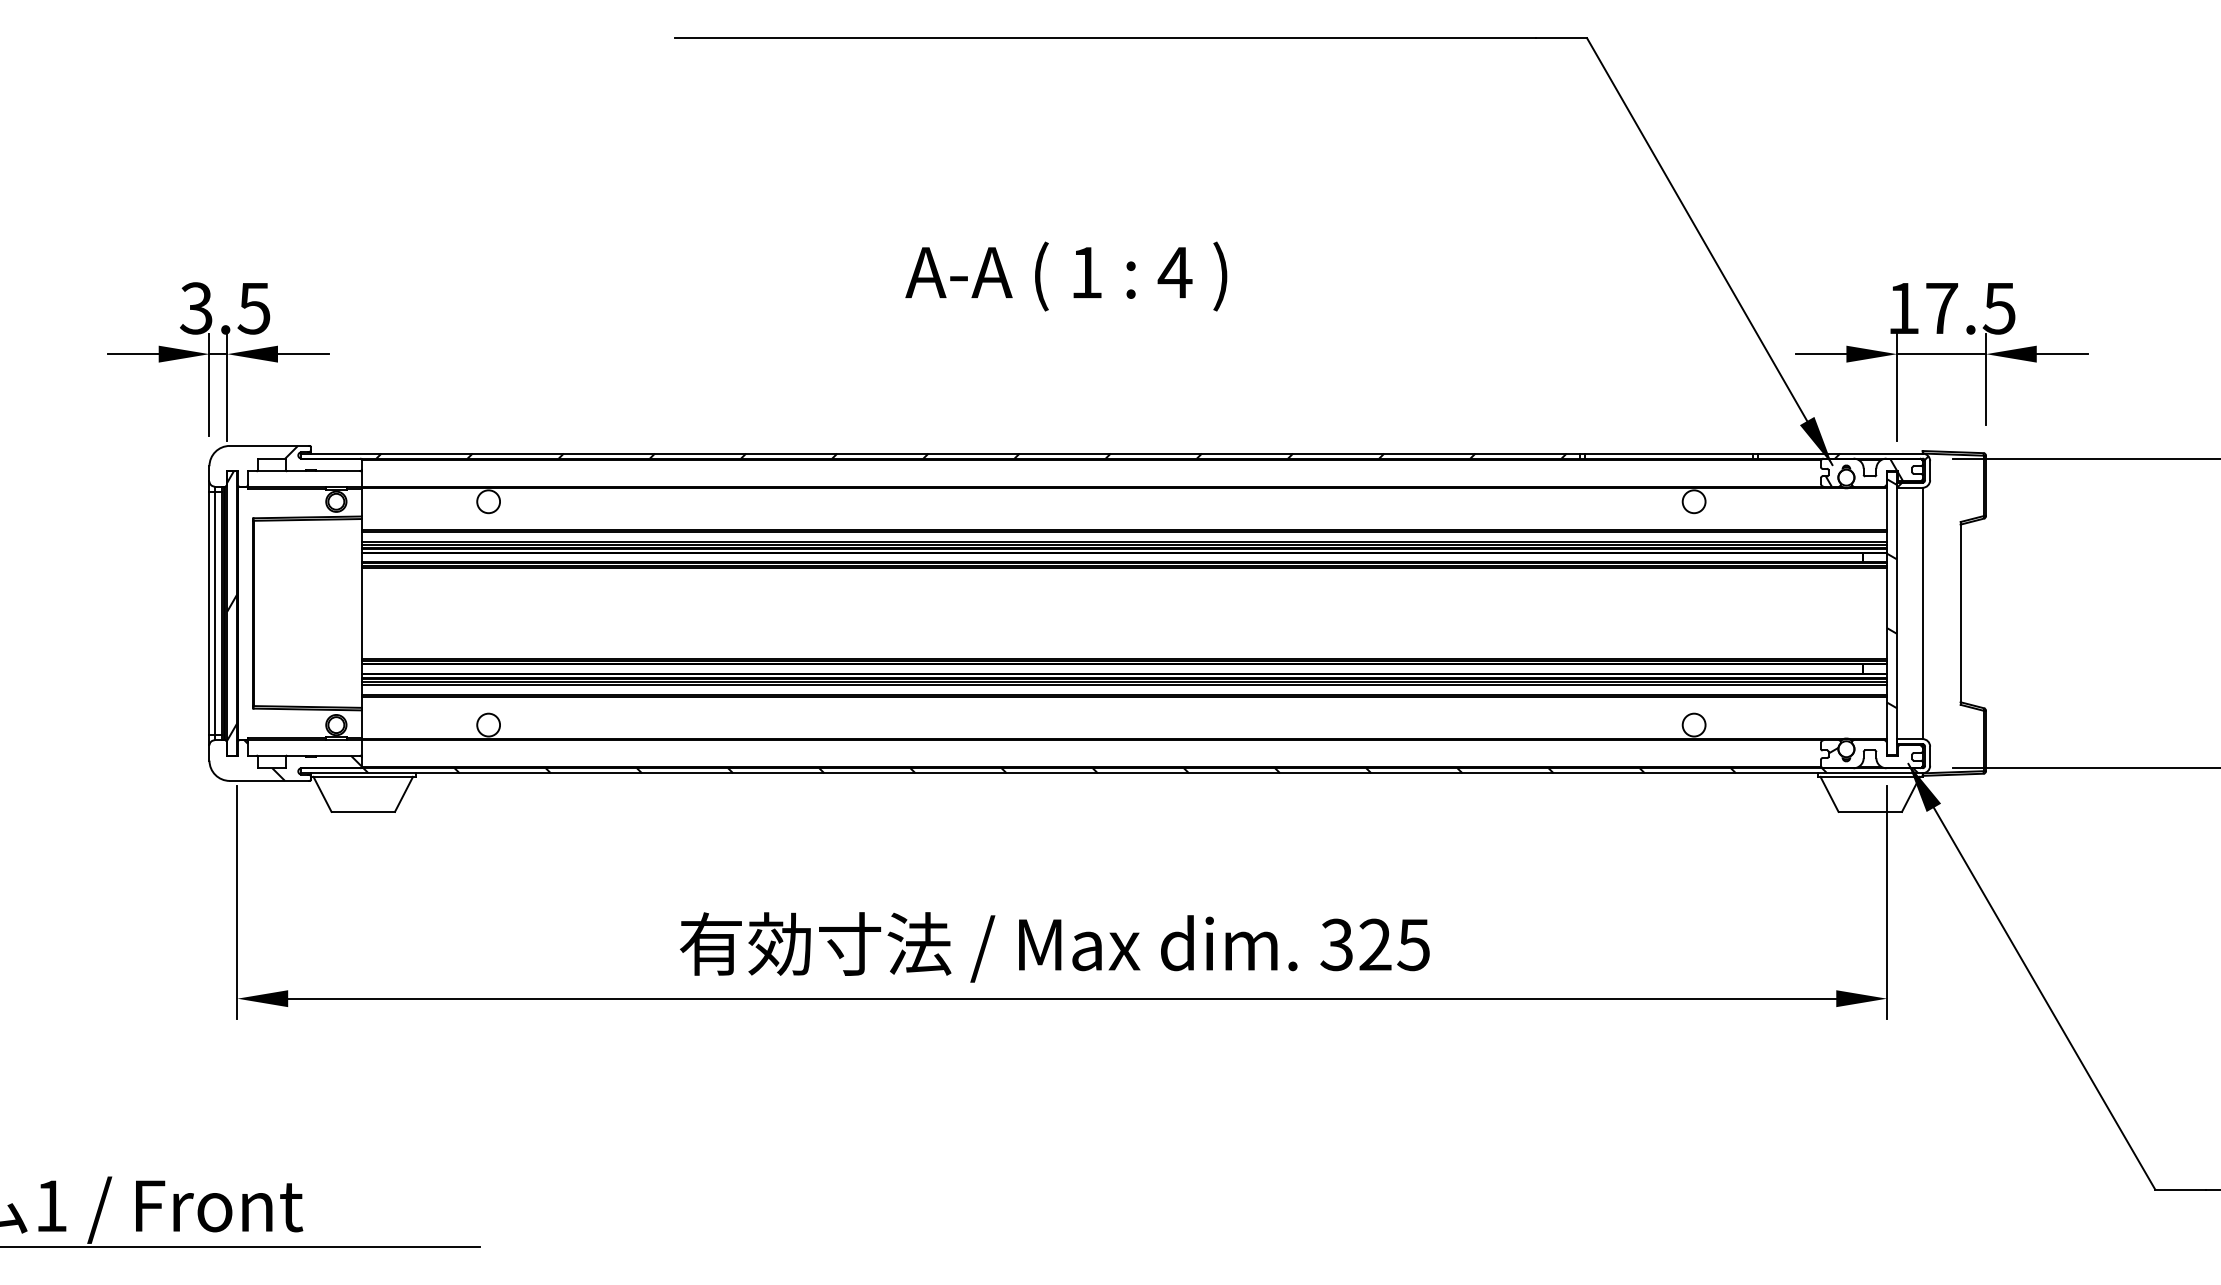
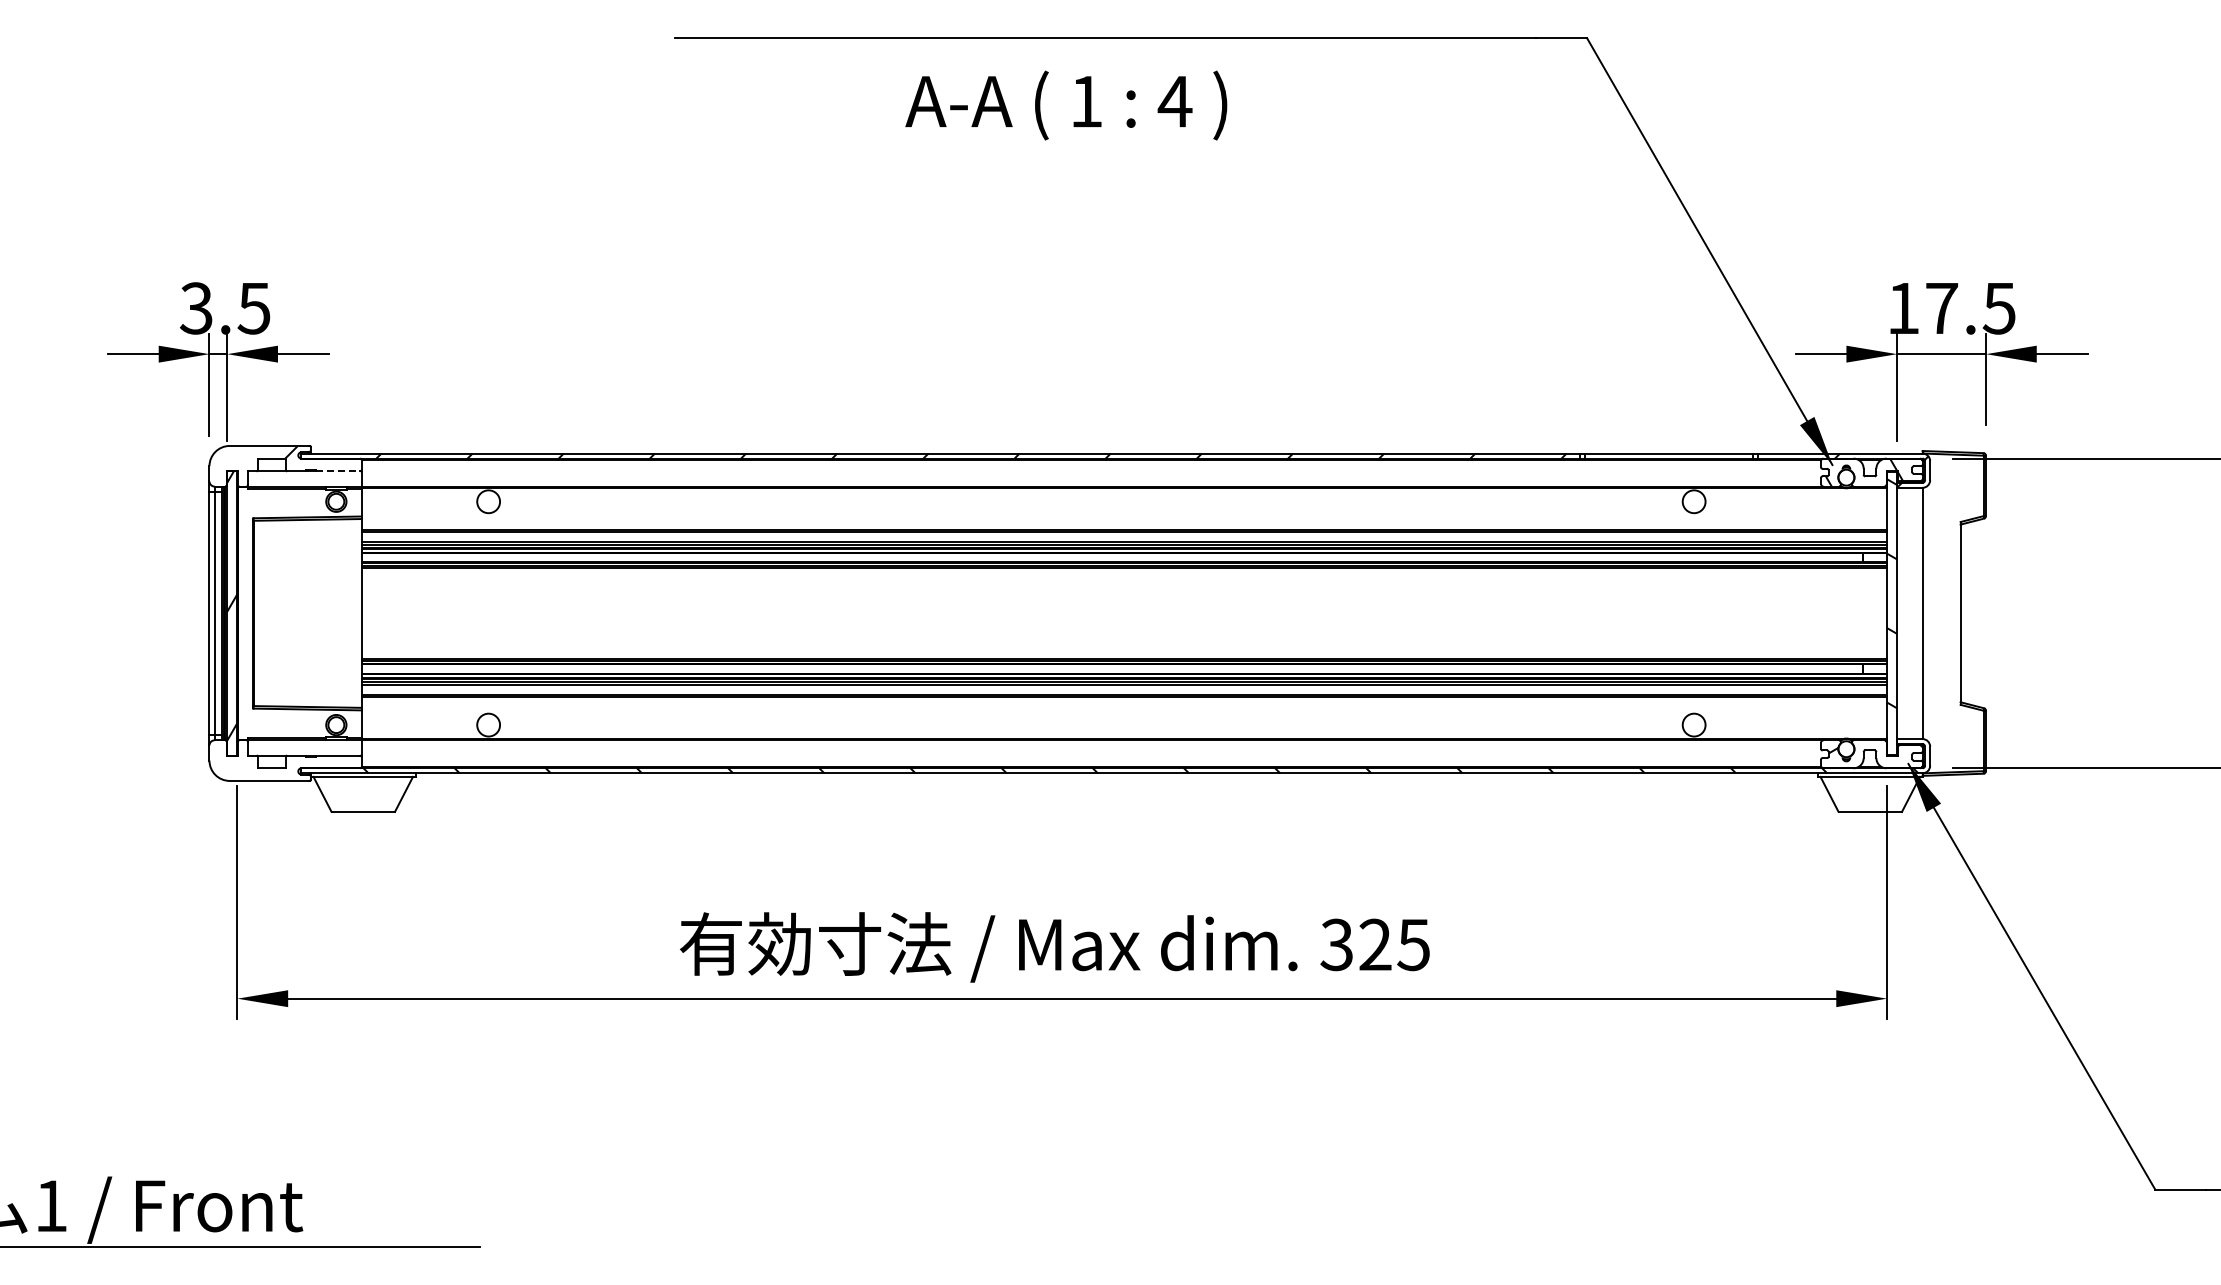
text position: (1066, 276) -> (1066, 105) (1066, 105)
line: solid -> dashed (338, 471)
hatch: present -> none (302, 760)
